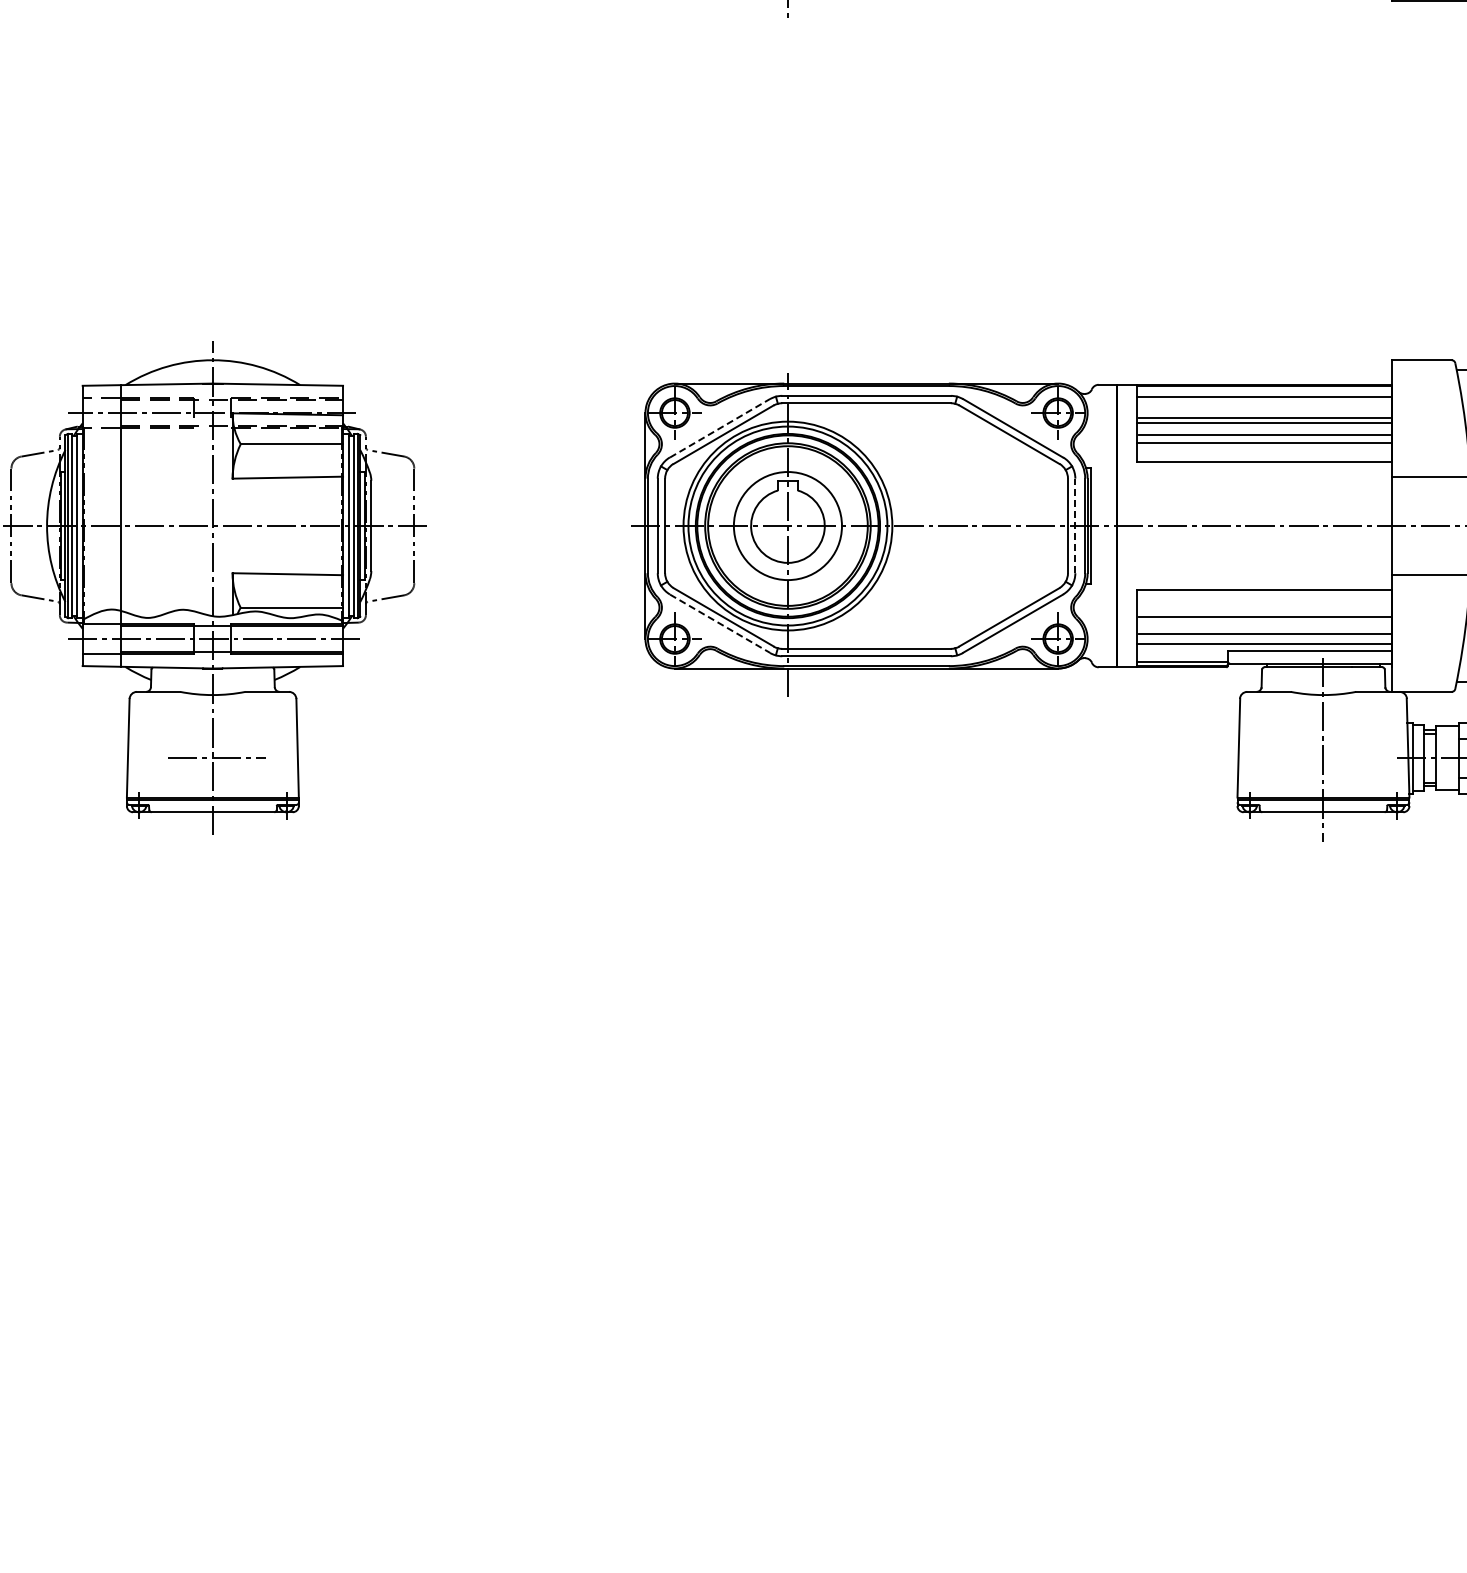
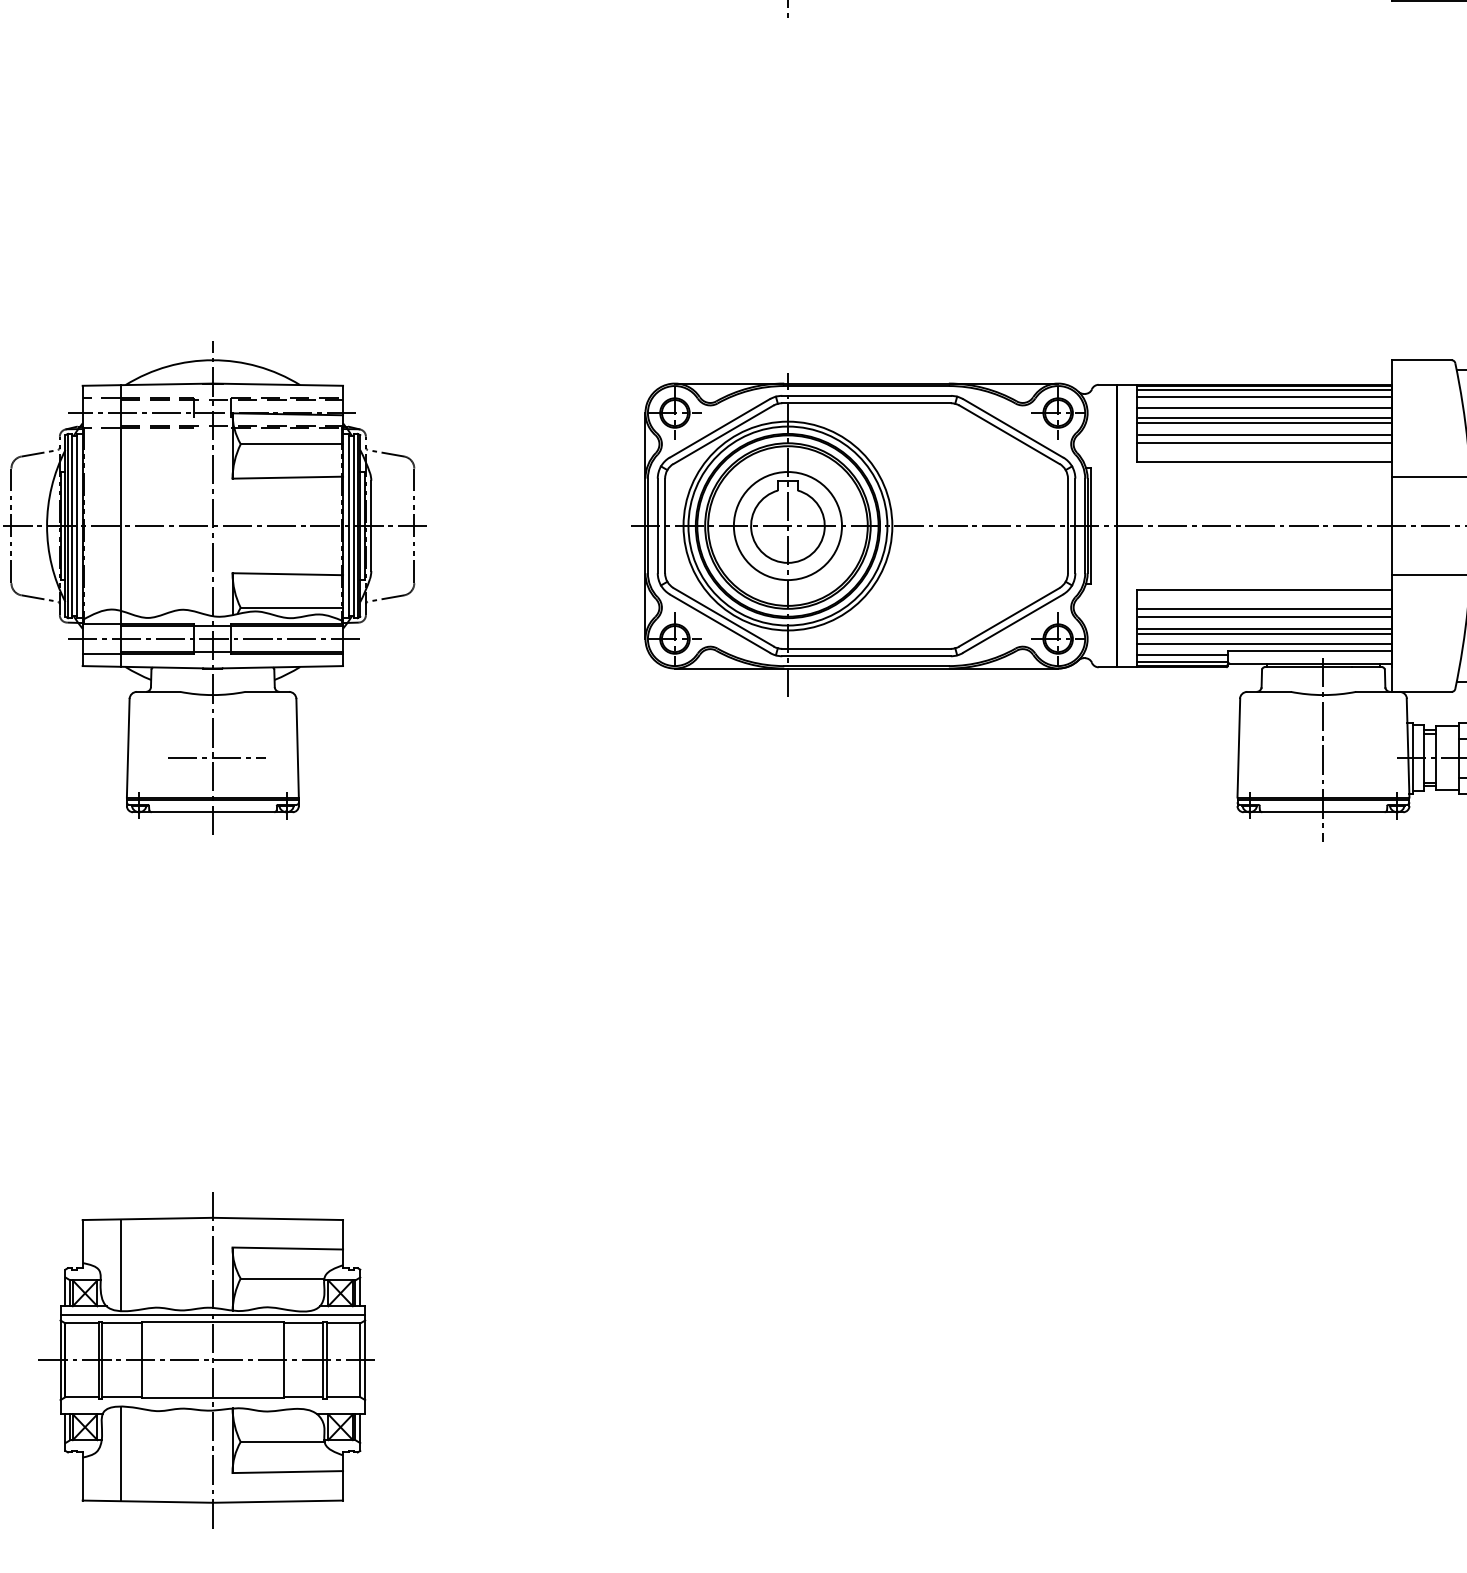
line: none -> present (1264, 390)
line: none -> present (1264, 408)
line: dashed -> solid (720, 428)
line: dashed -> solid (1075, 525)
line: none -> present (1264, 608)
line: dashed -> solid (720, 623)
line: none -> present (1264, 628)
line: none -> present (1181, 654)
part: none -> present (206, 1360)
